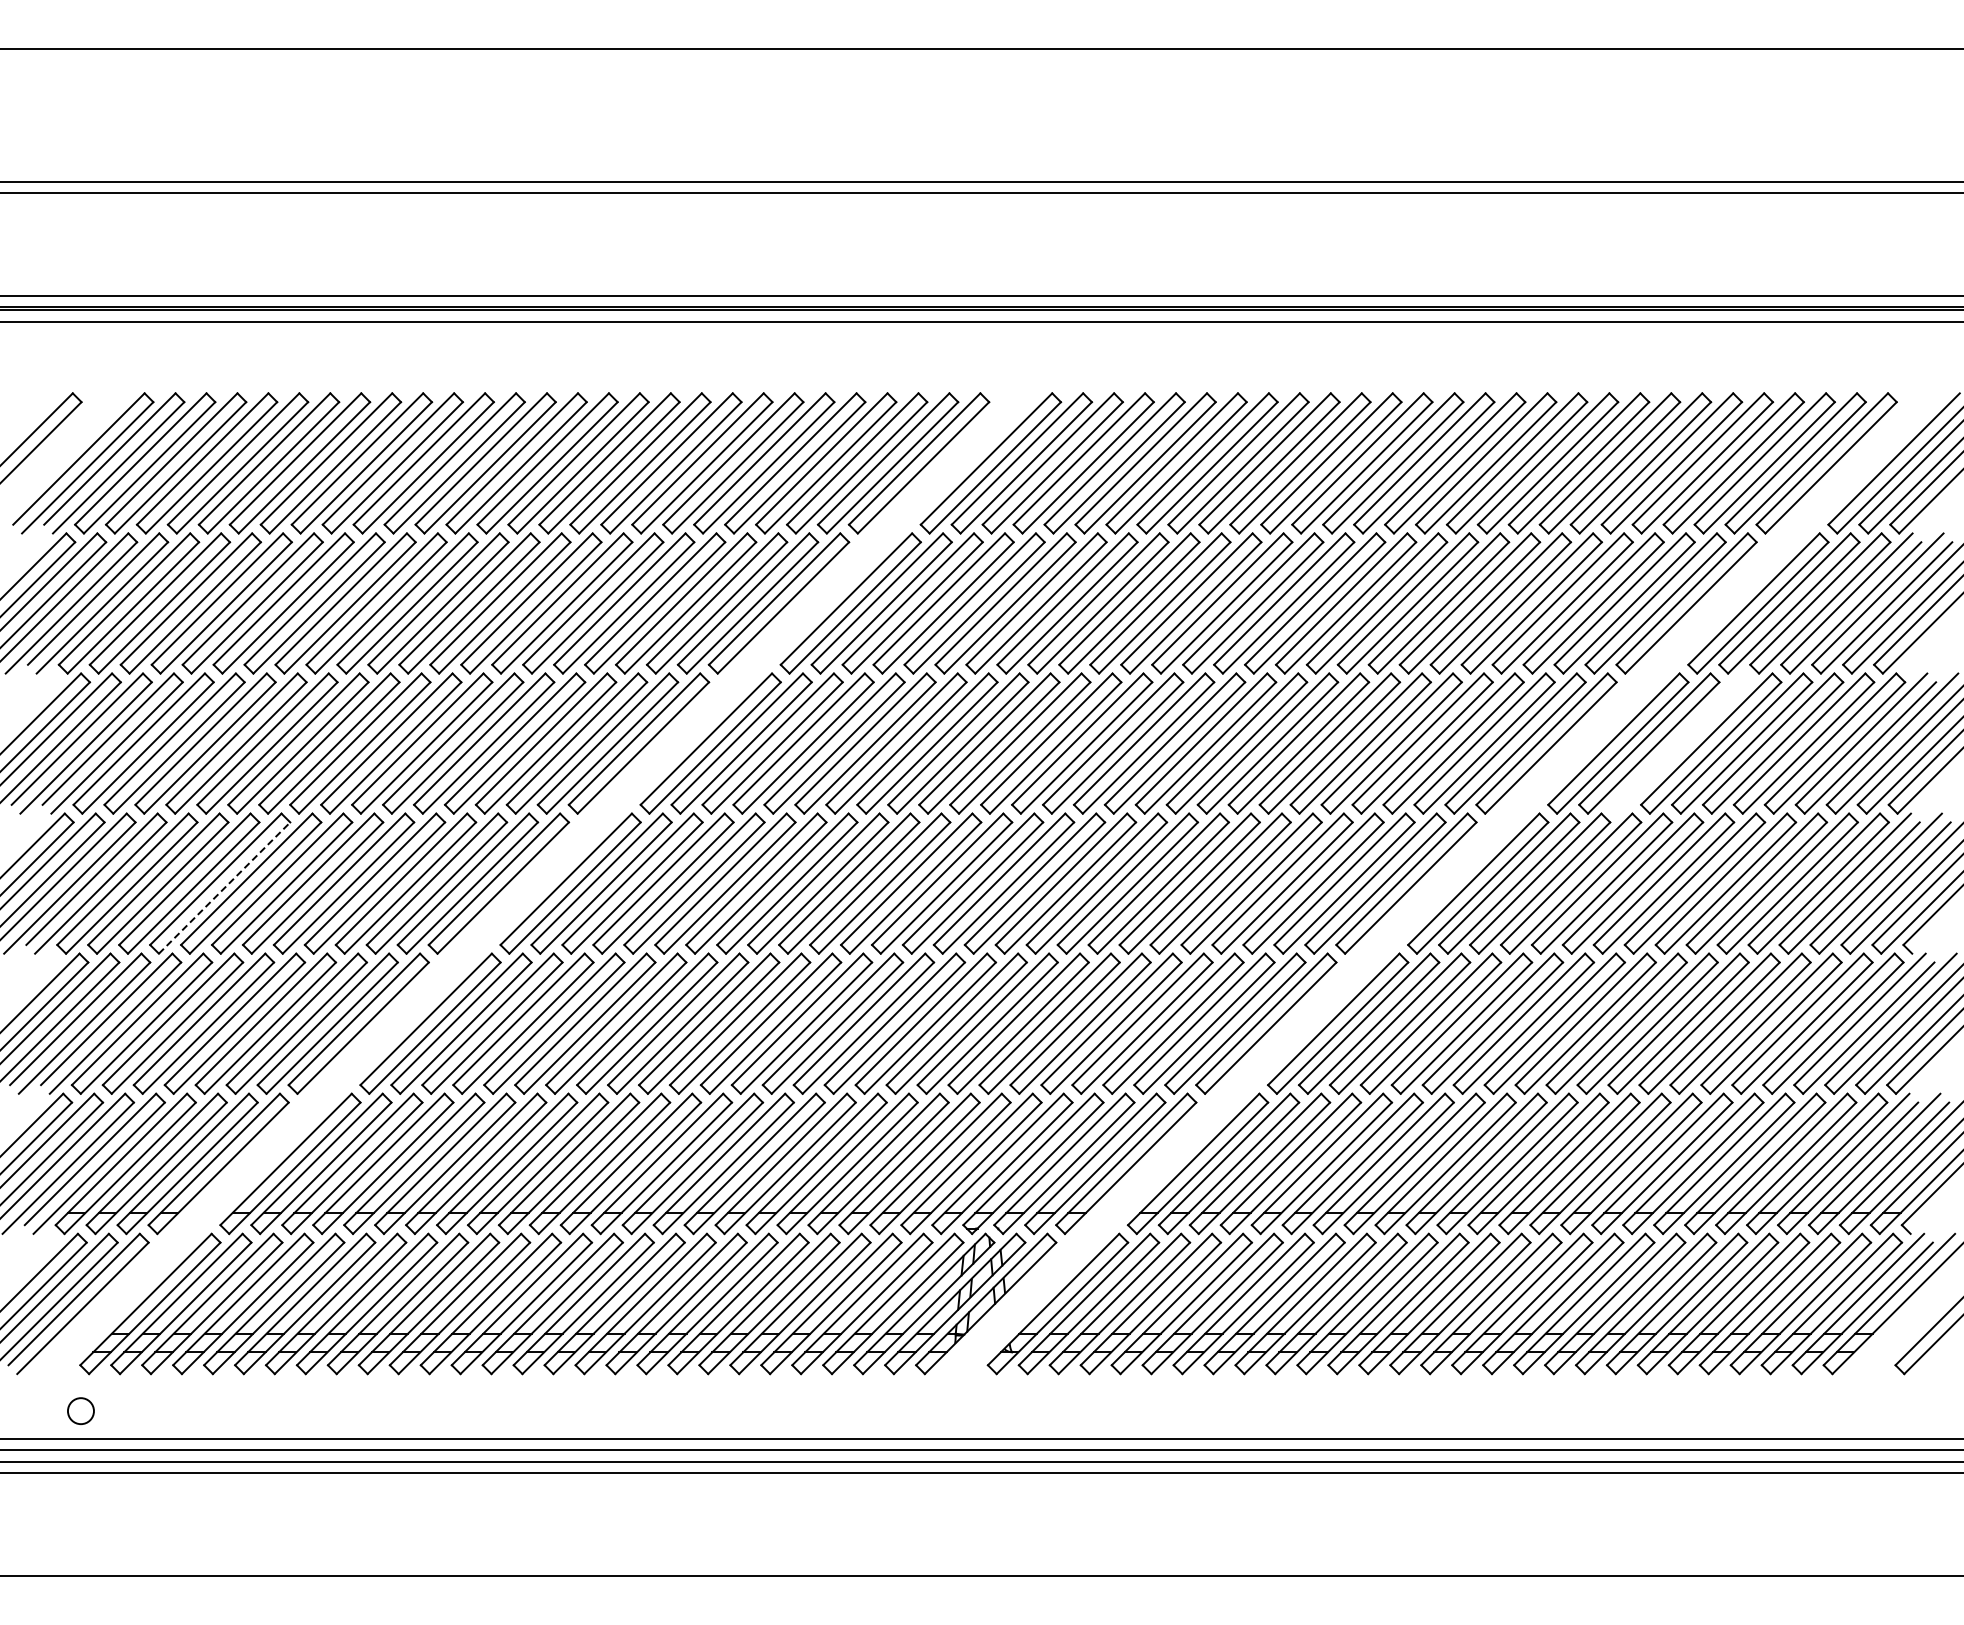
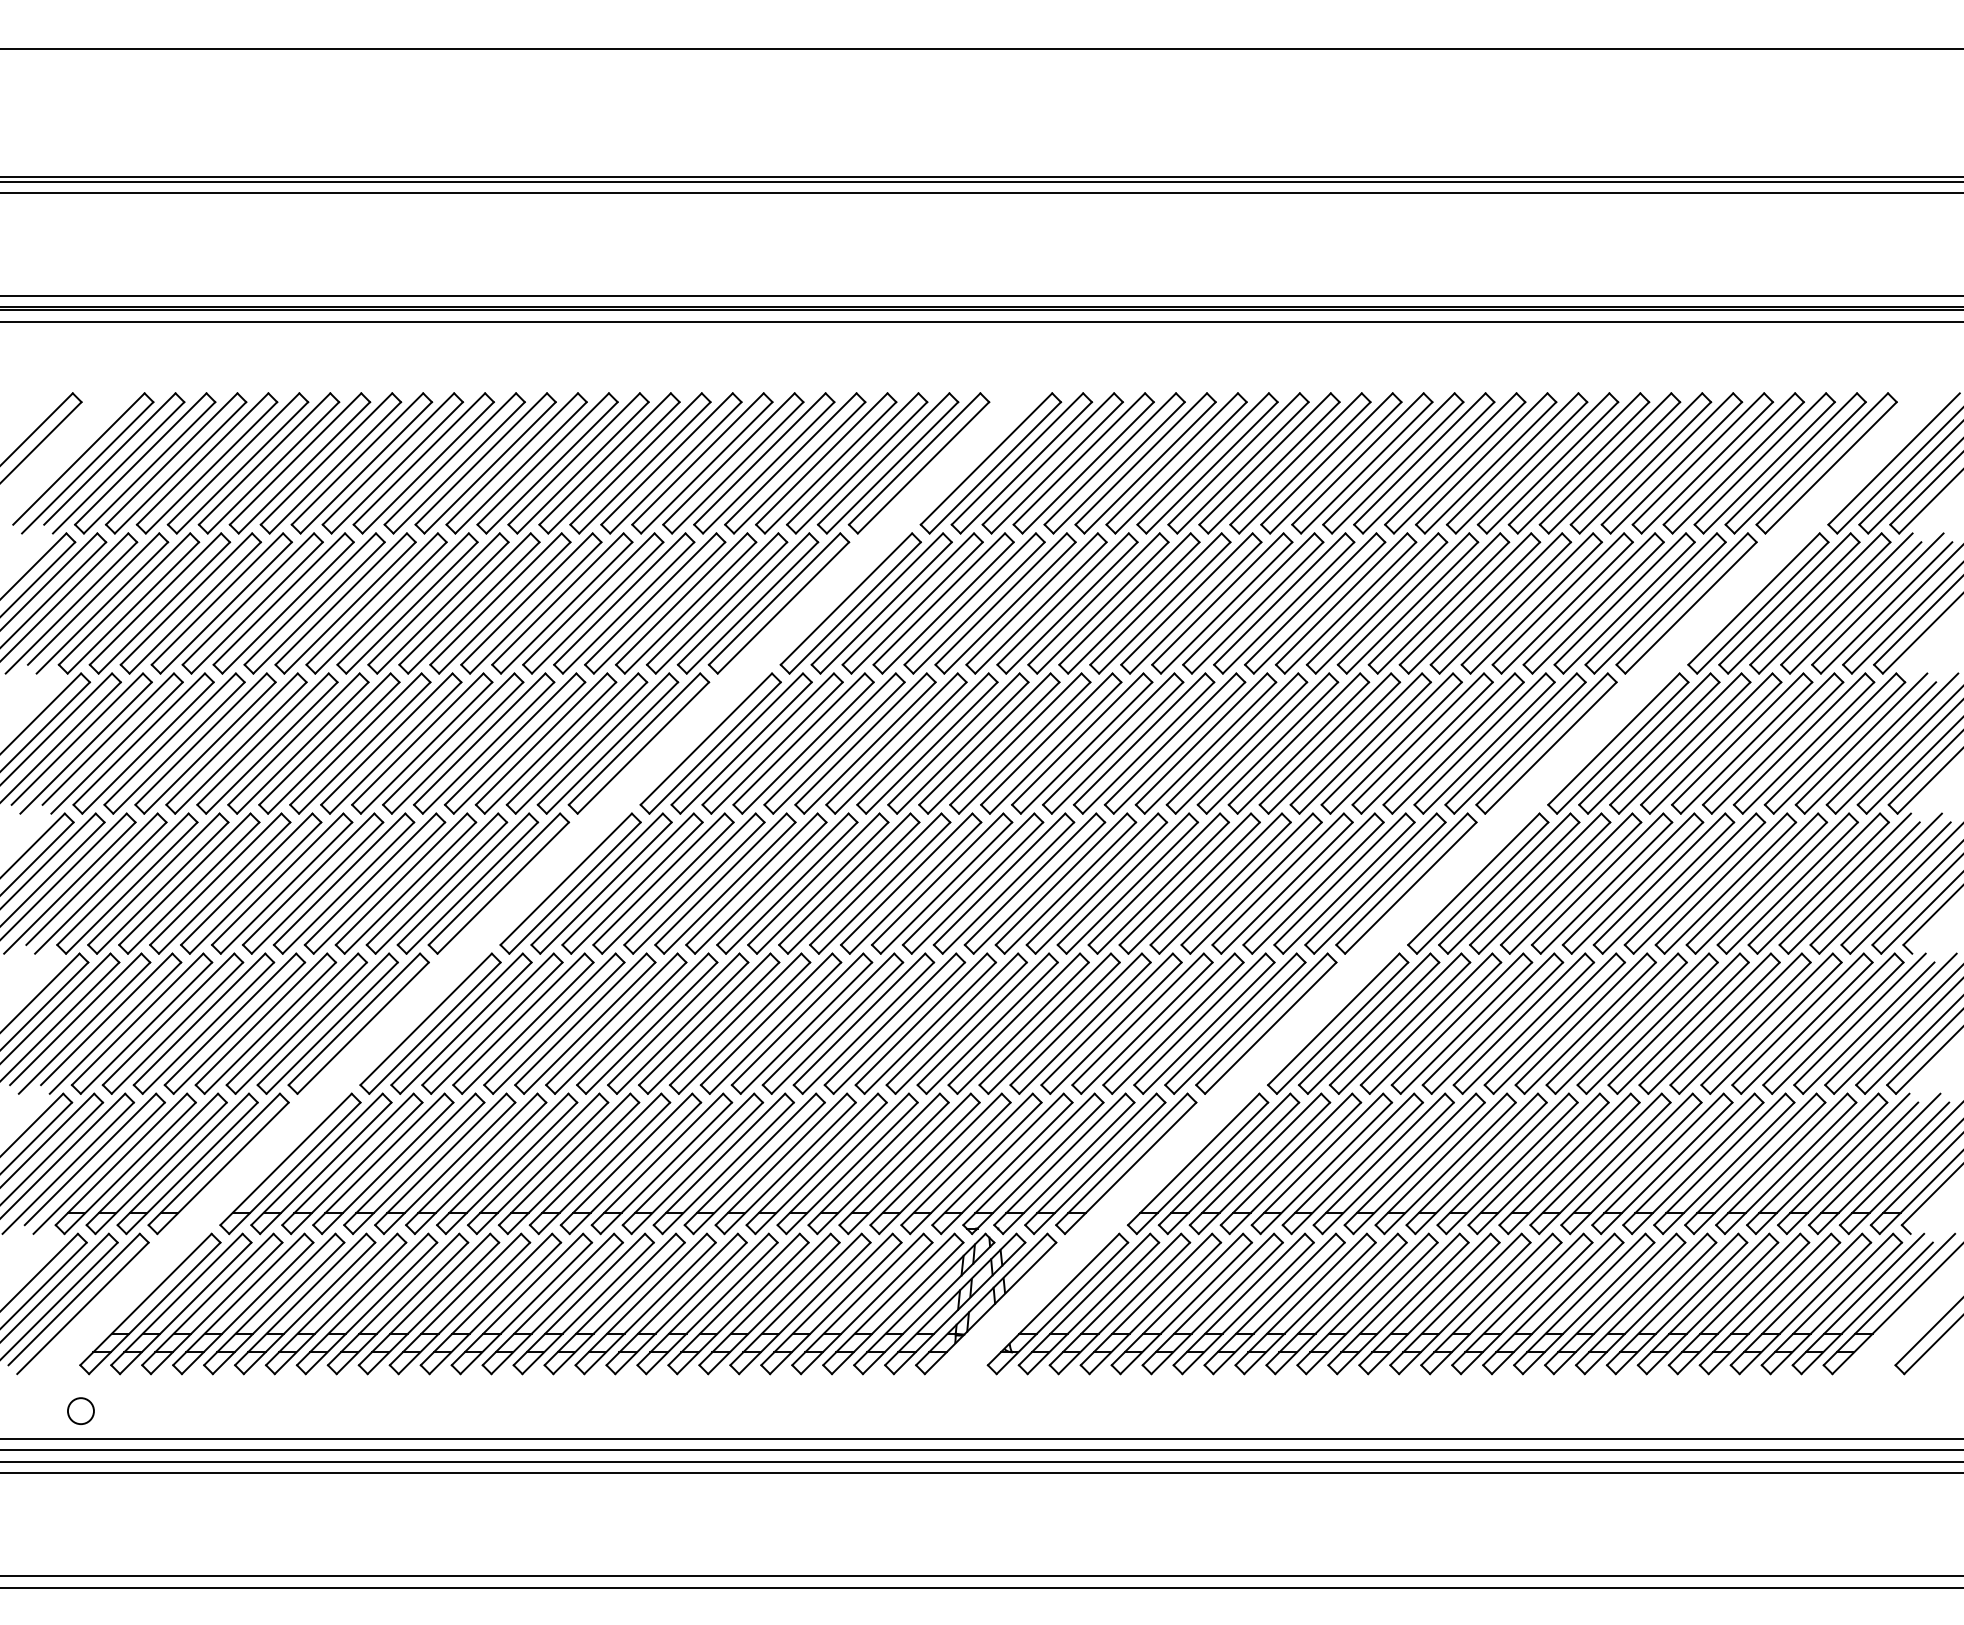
line: none -> present (981, 176)
part: none -> present (1680, 743)
line: dashed -> solid (224, 888)
line: none -> present (981, 1587)
